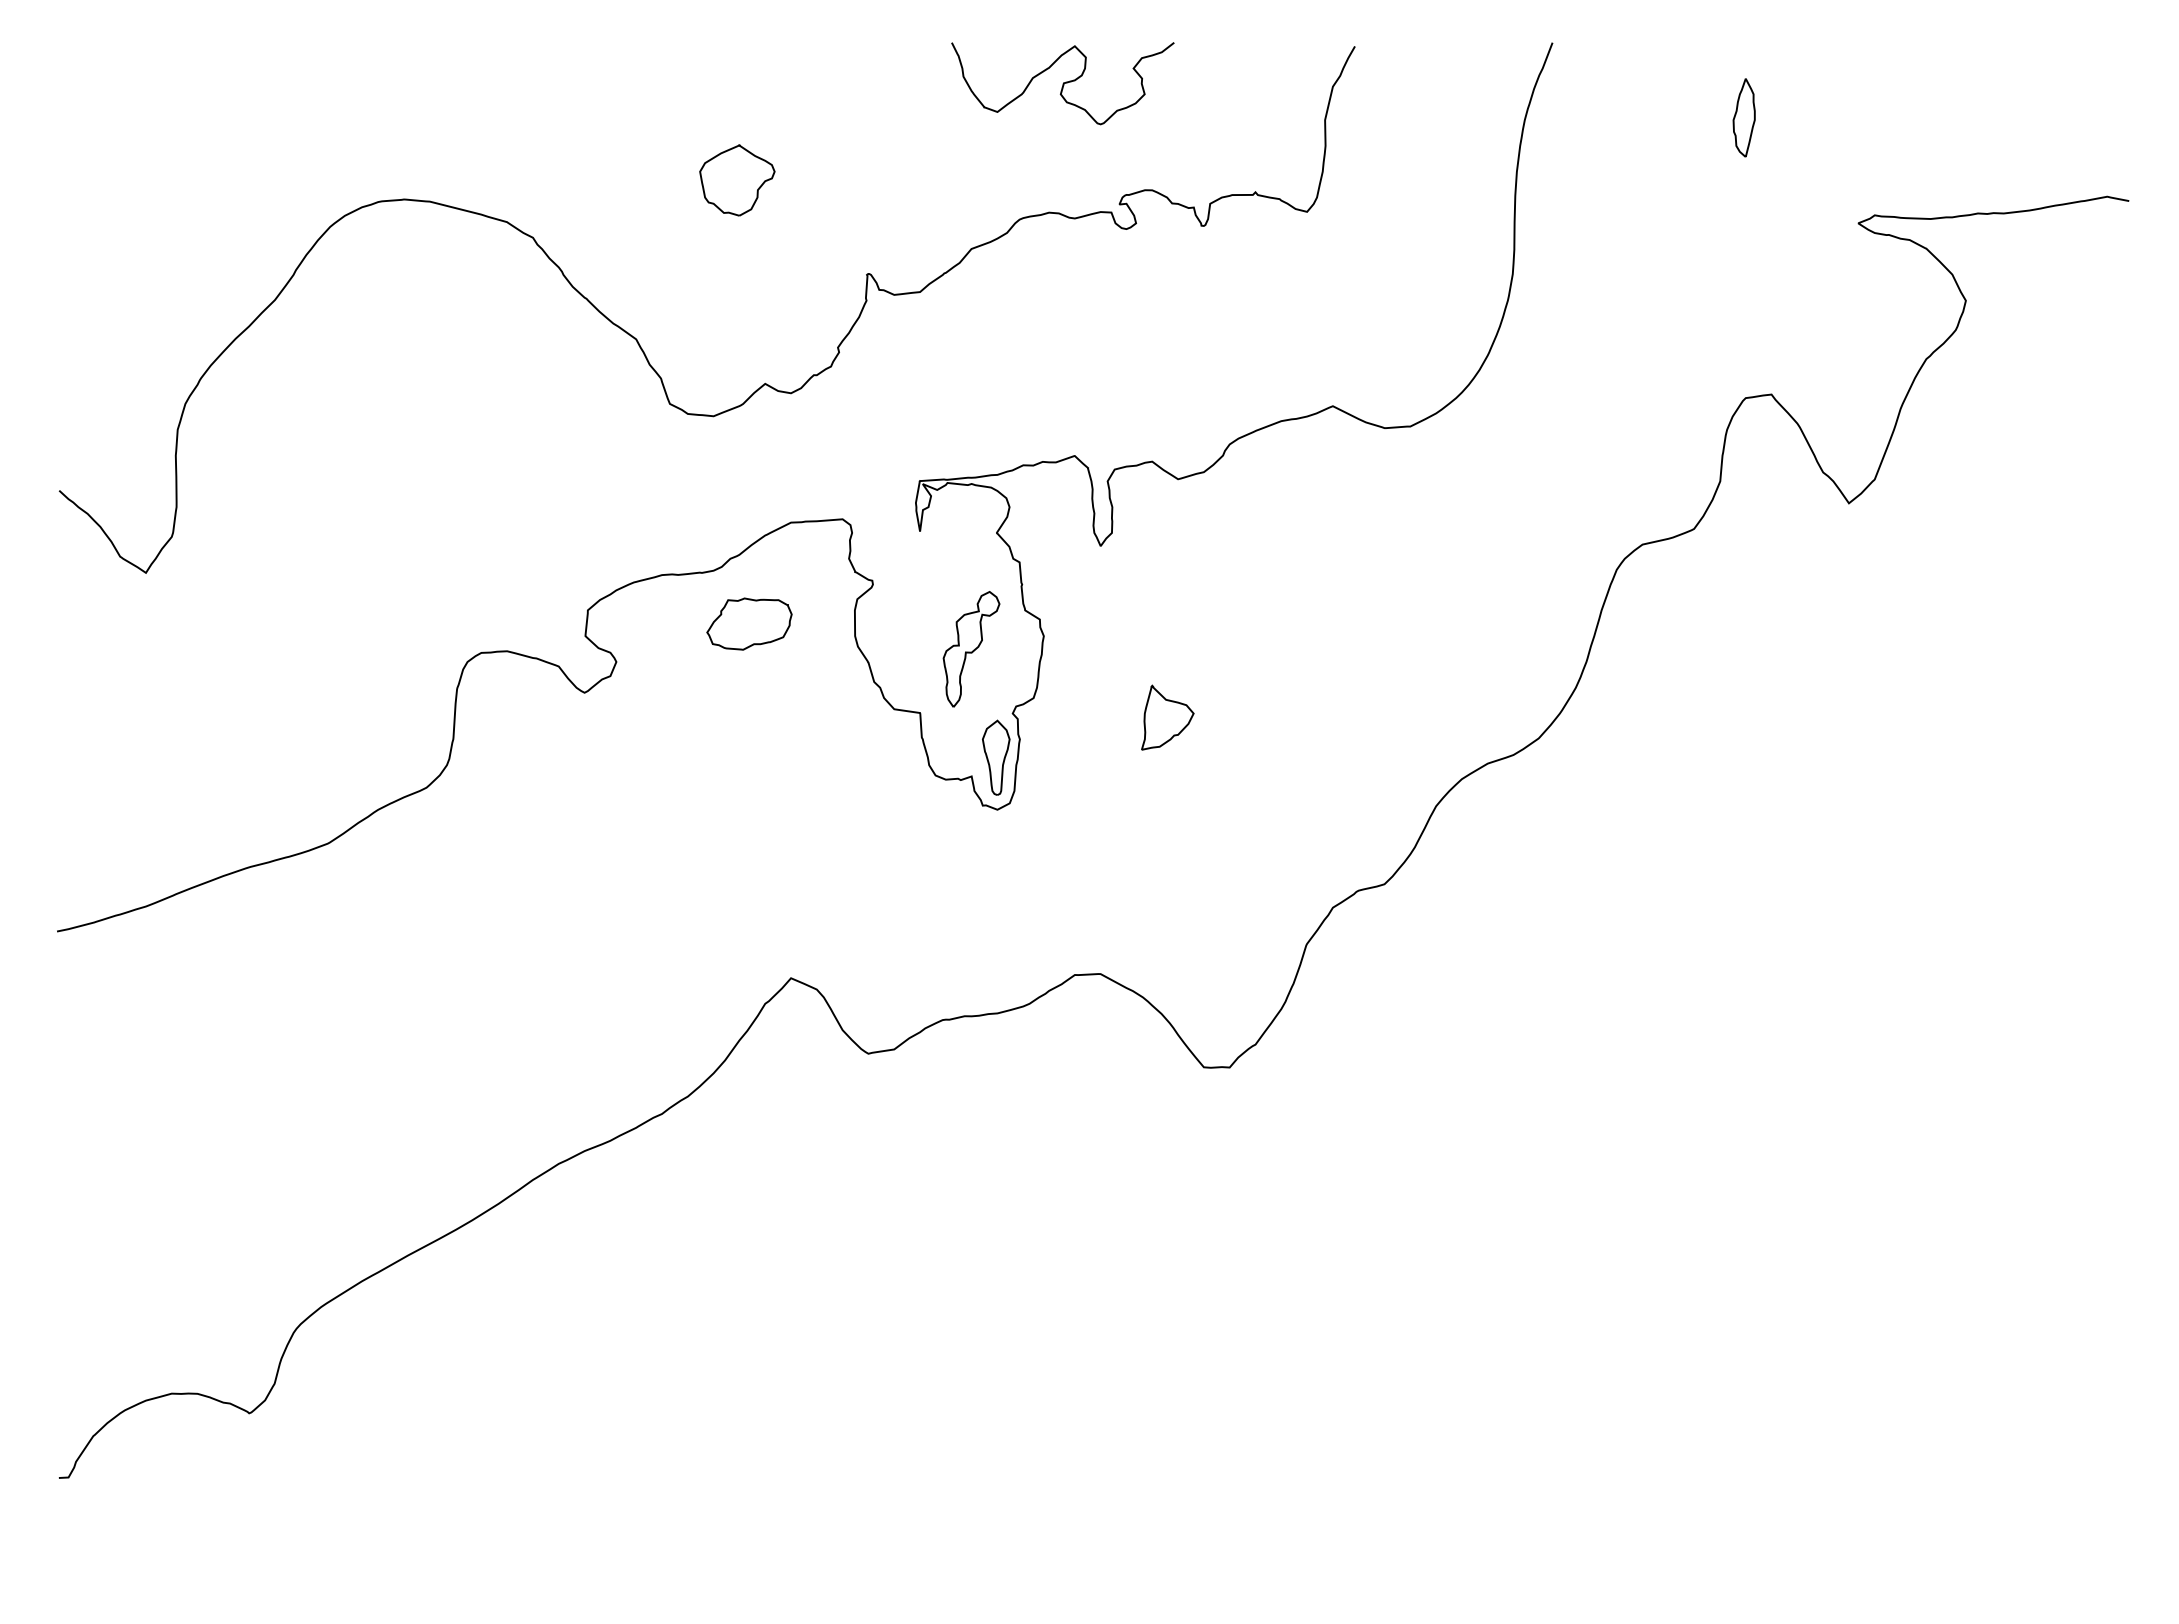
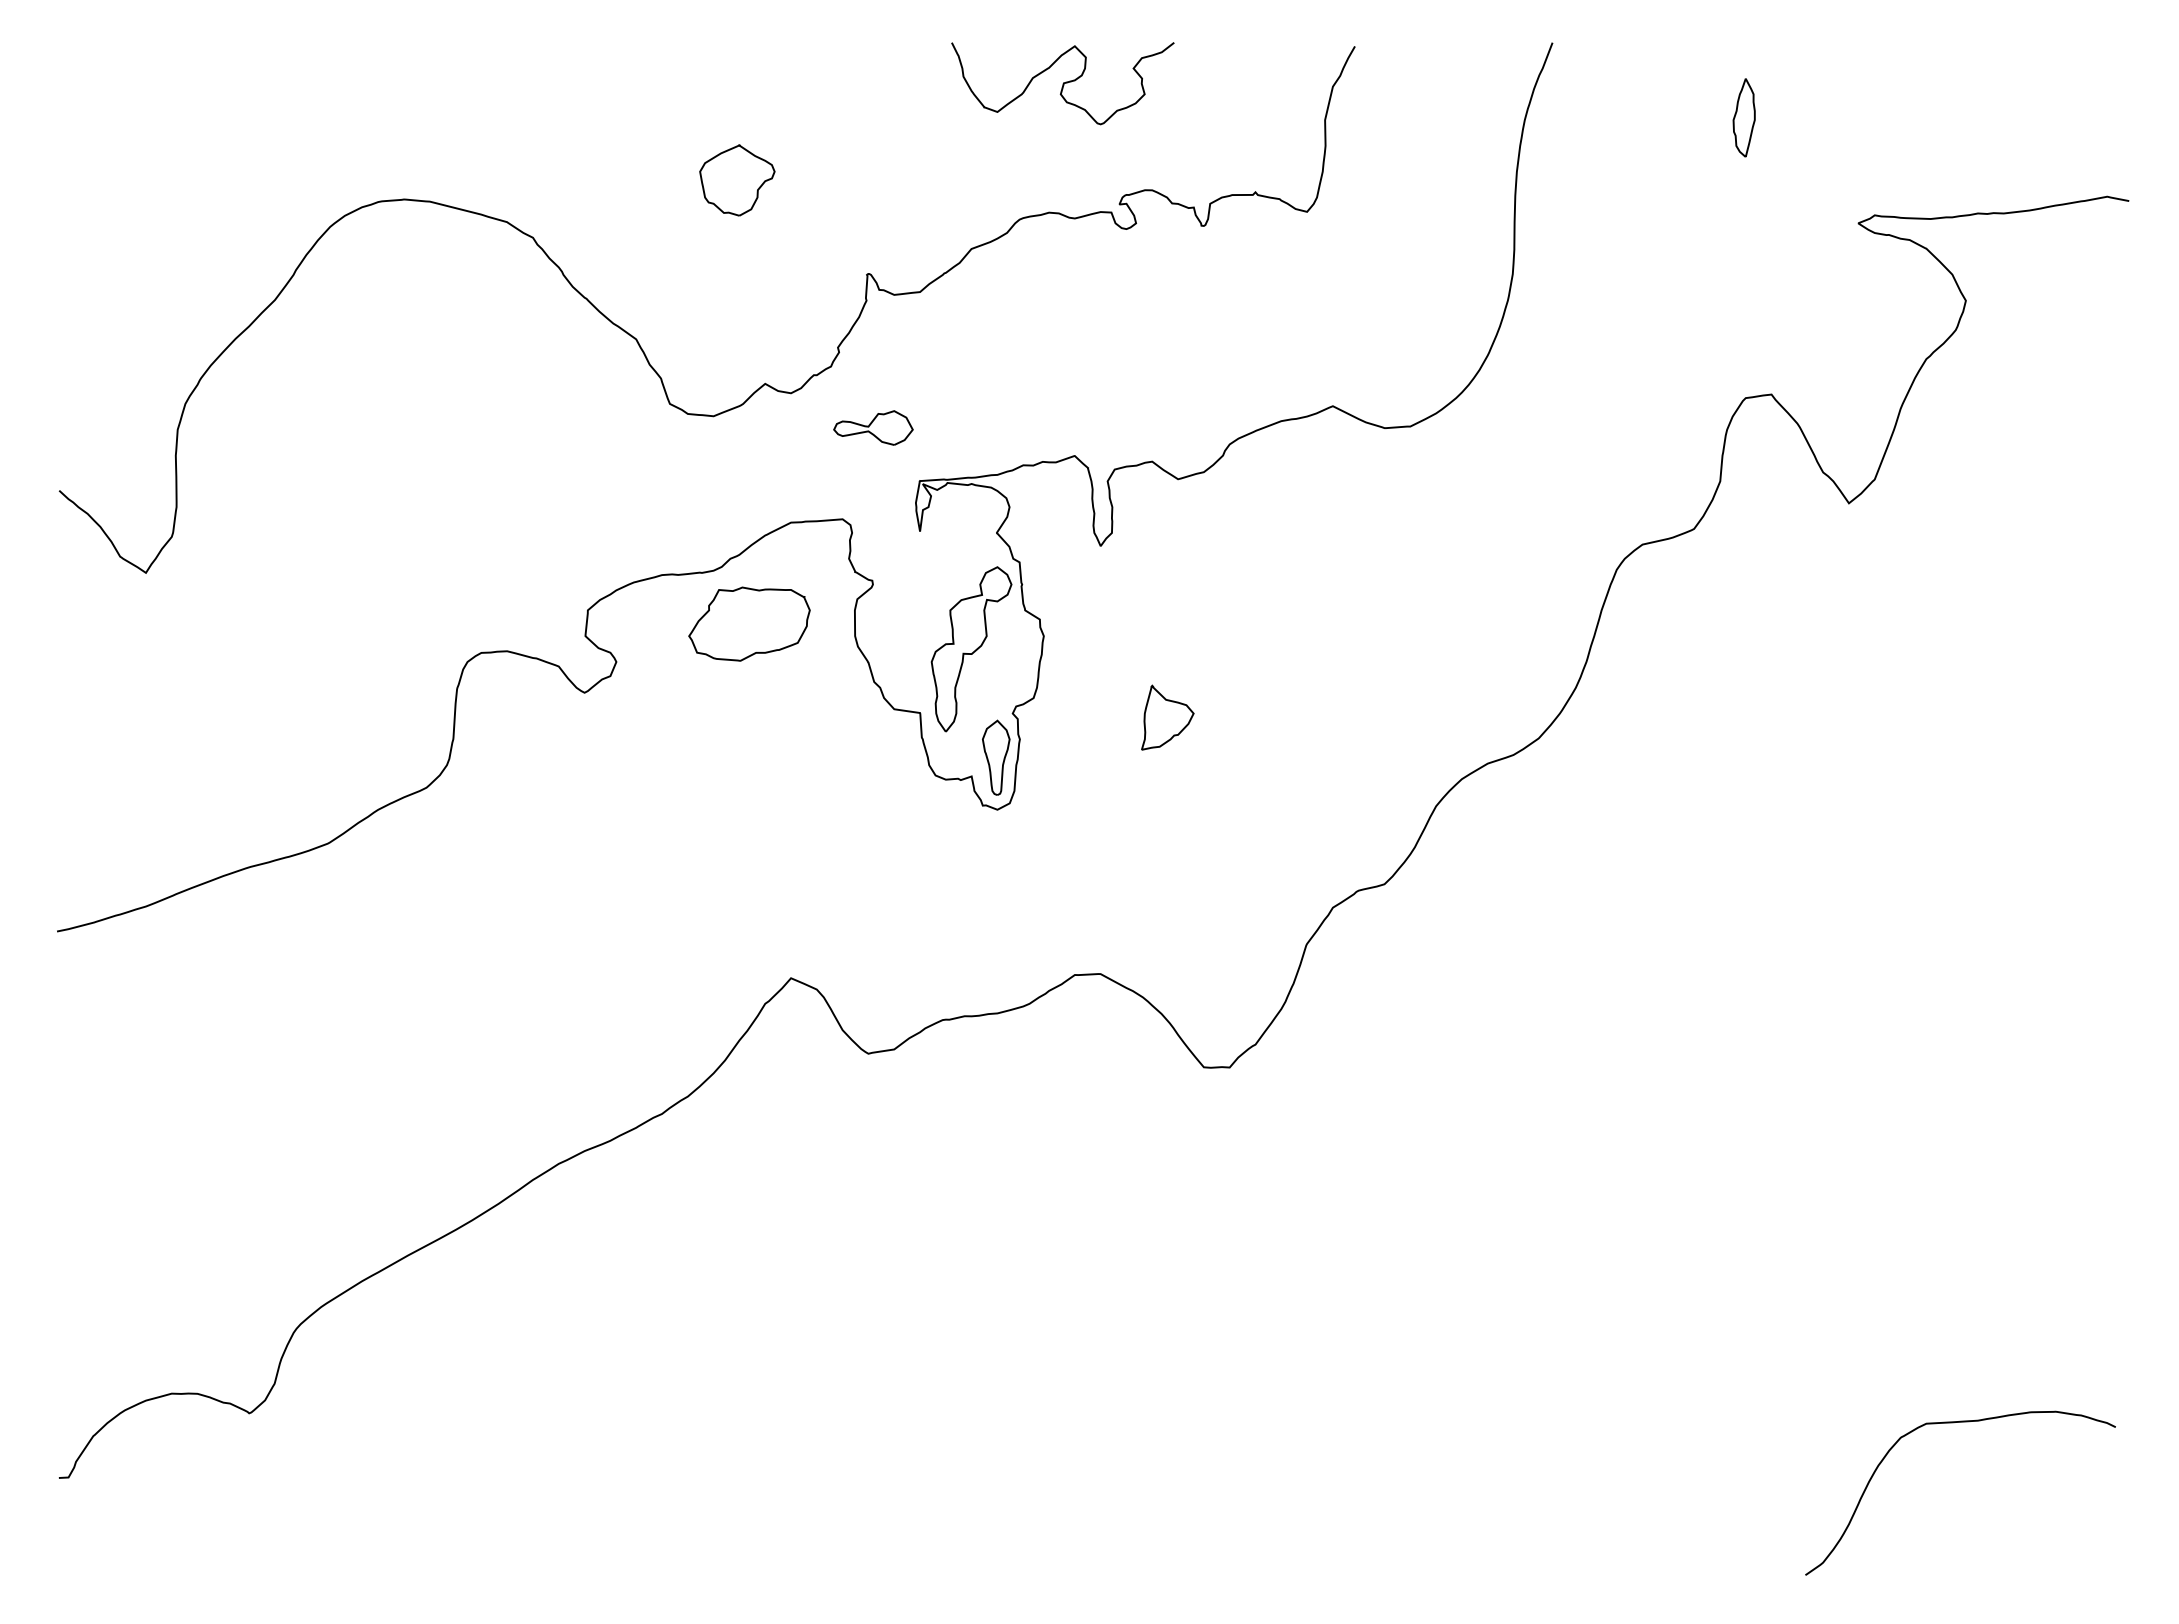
part: none -> present (873, 427)
part size: 87x54 px -> 123x76 px (749, 623)
part size: 59x117 px -> 83x167 px (971, 649)
curve: none -> present (1954, 1423)
